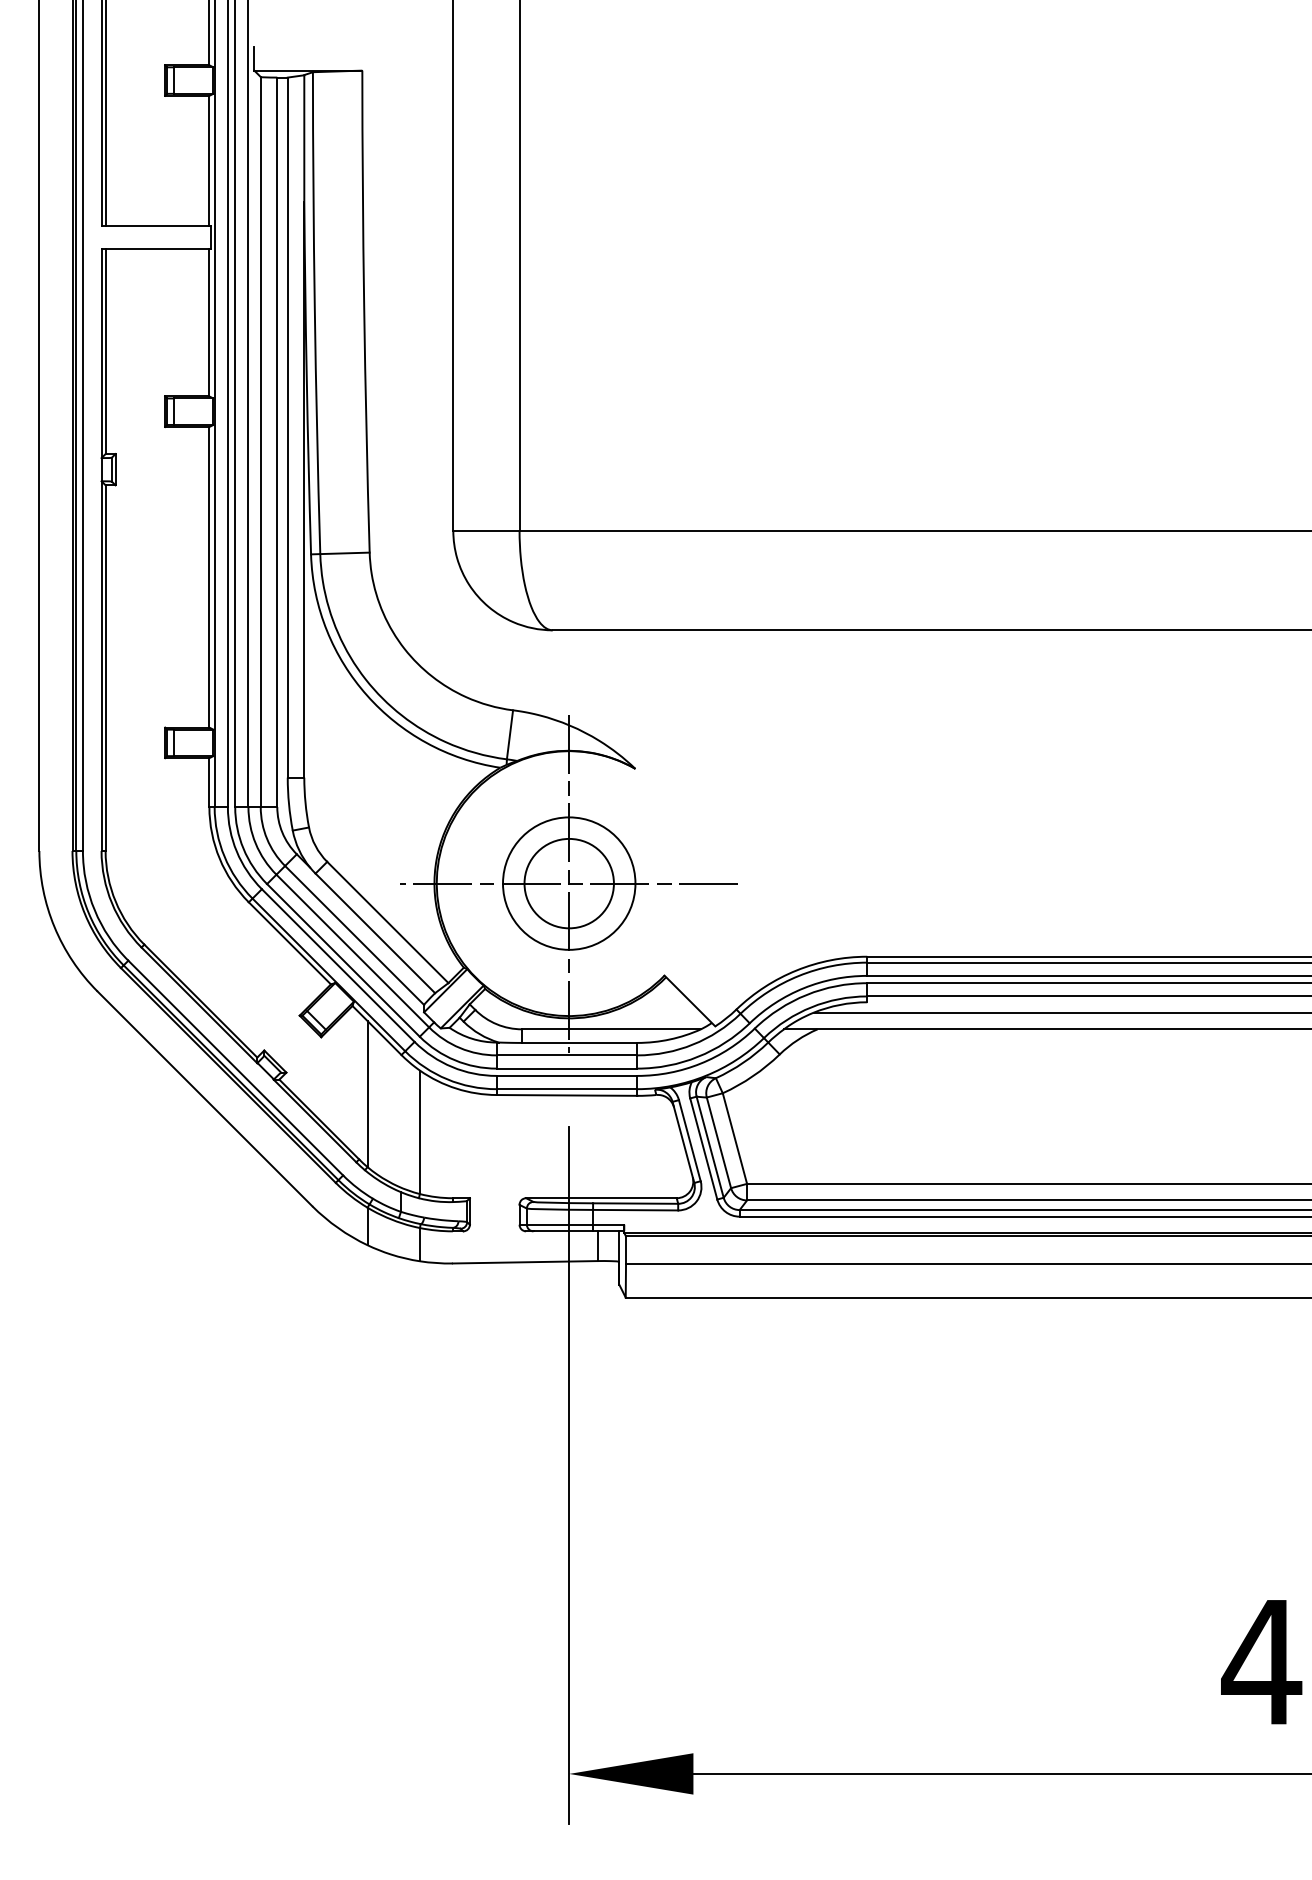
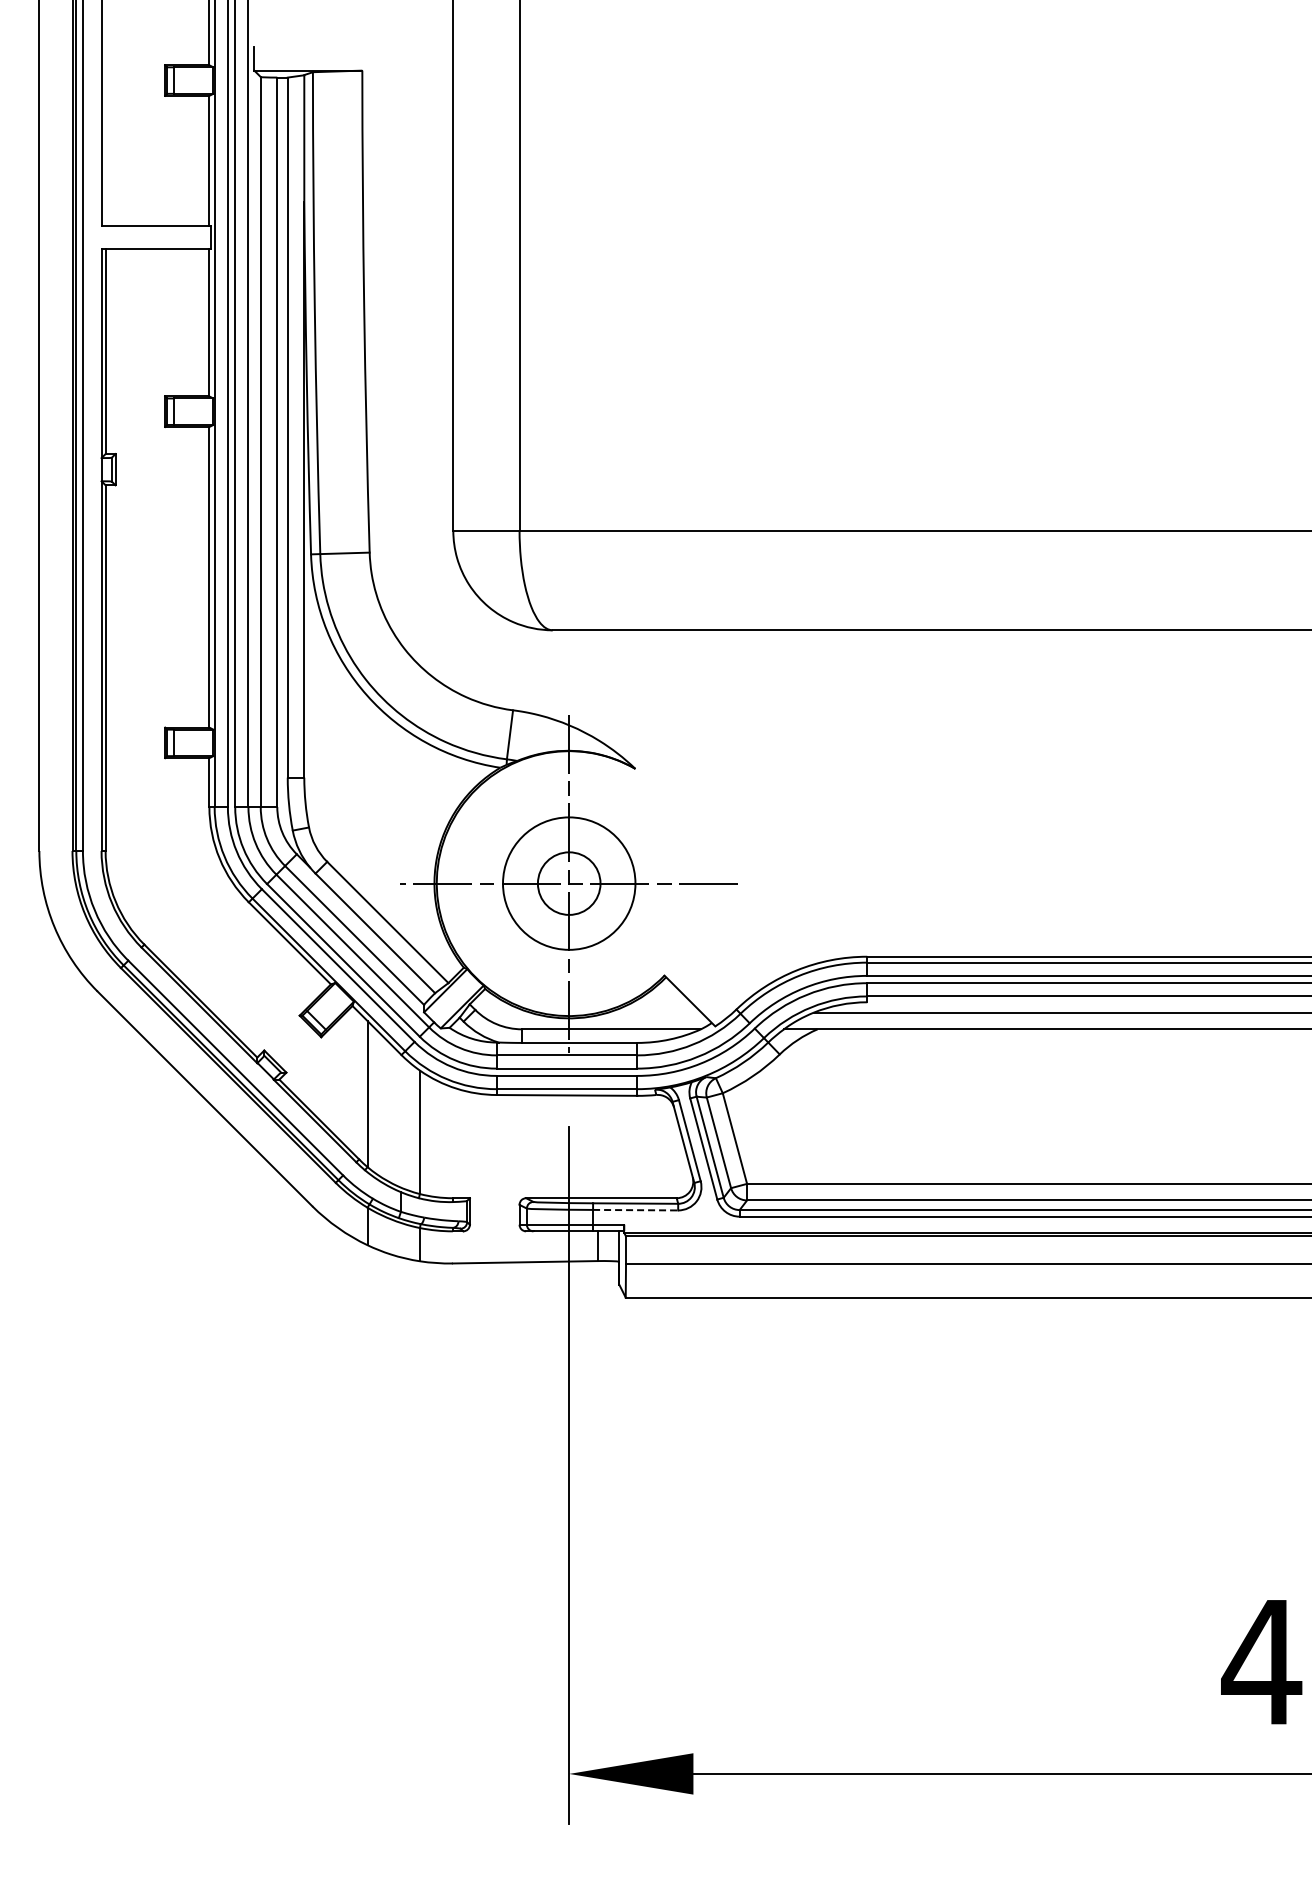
line: present -> none (105, 114)
circle diameter: 89 px -> 63 px (568, 883)
line: solid -> dashed (635, 1210)
